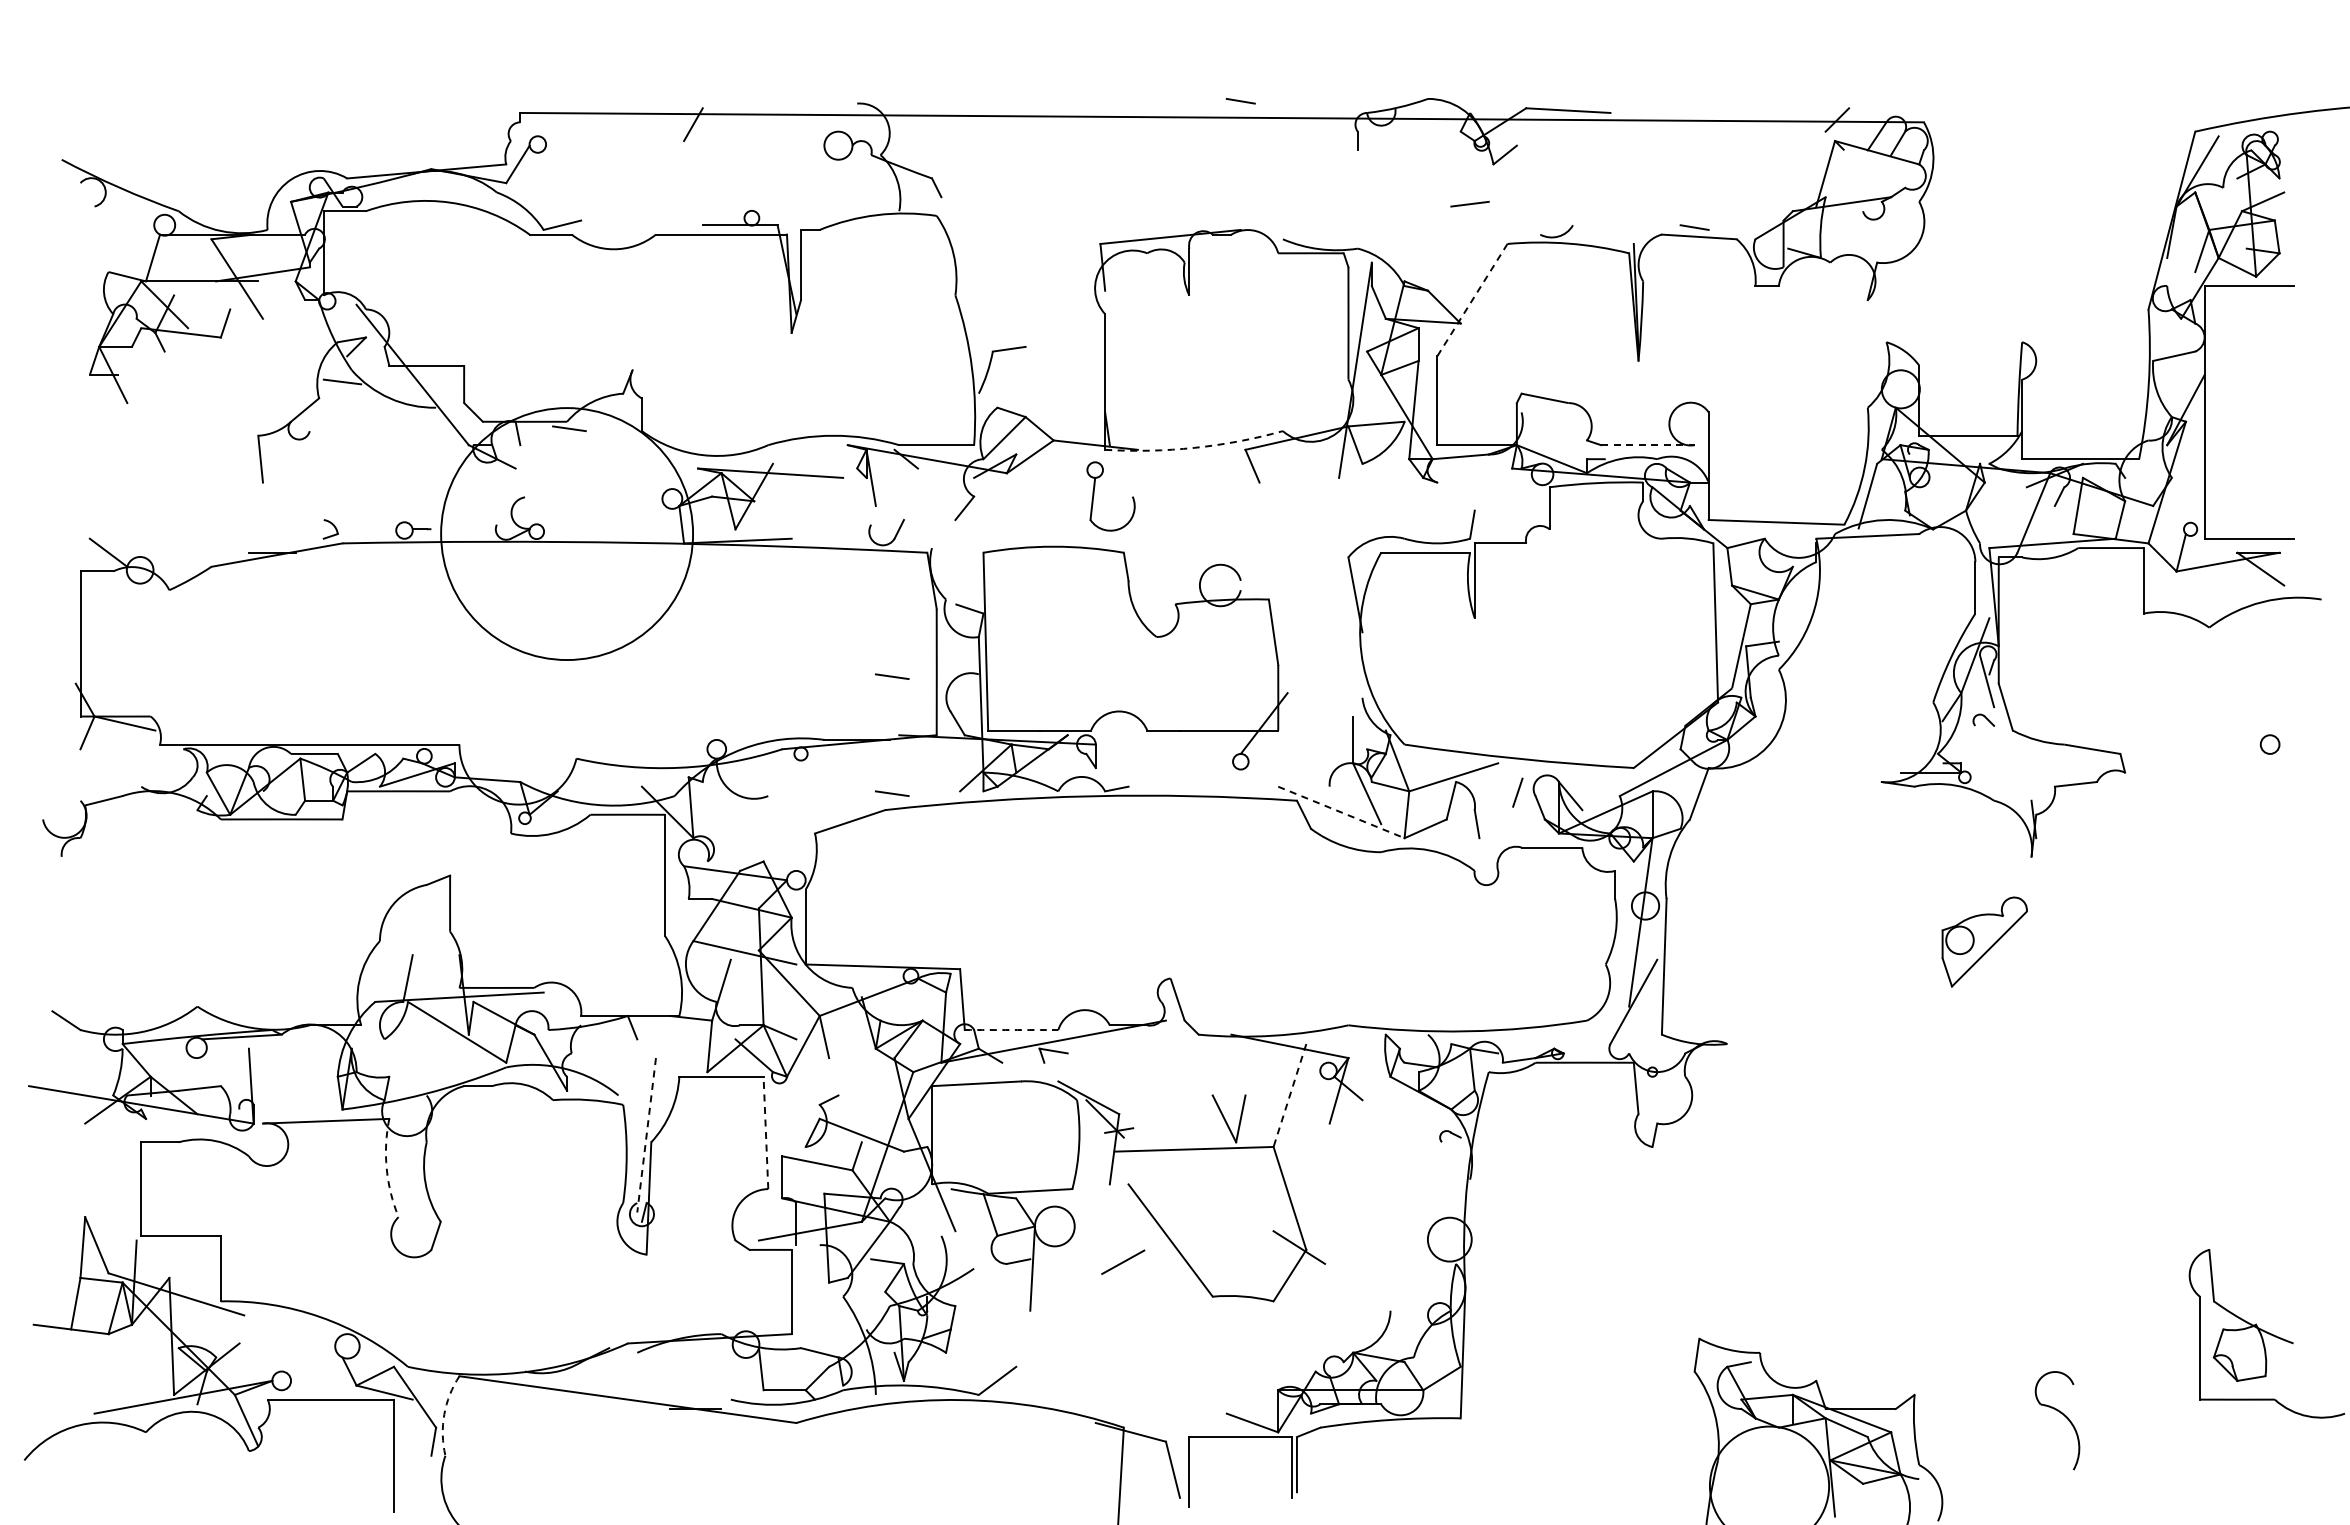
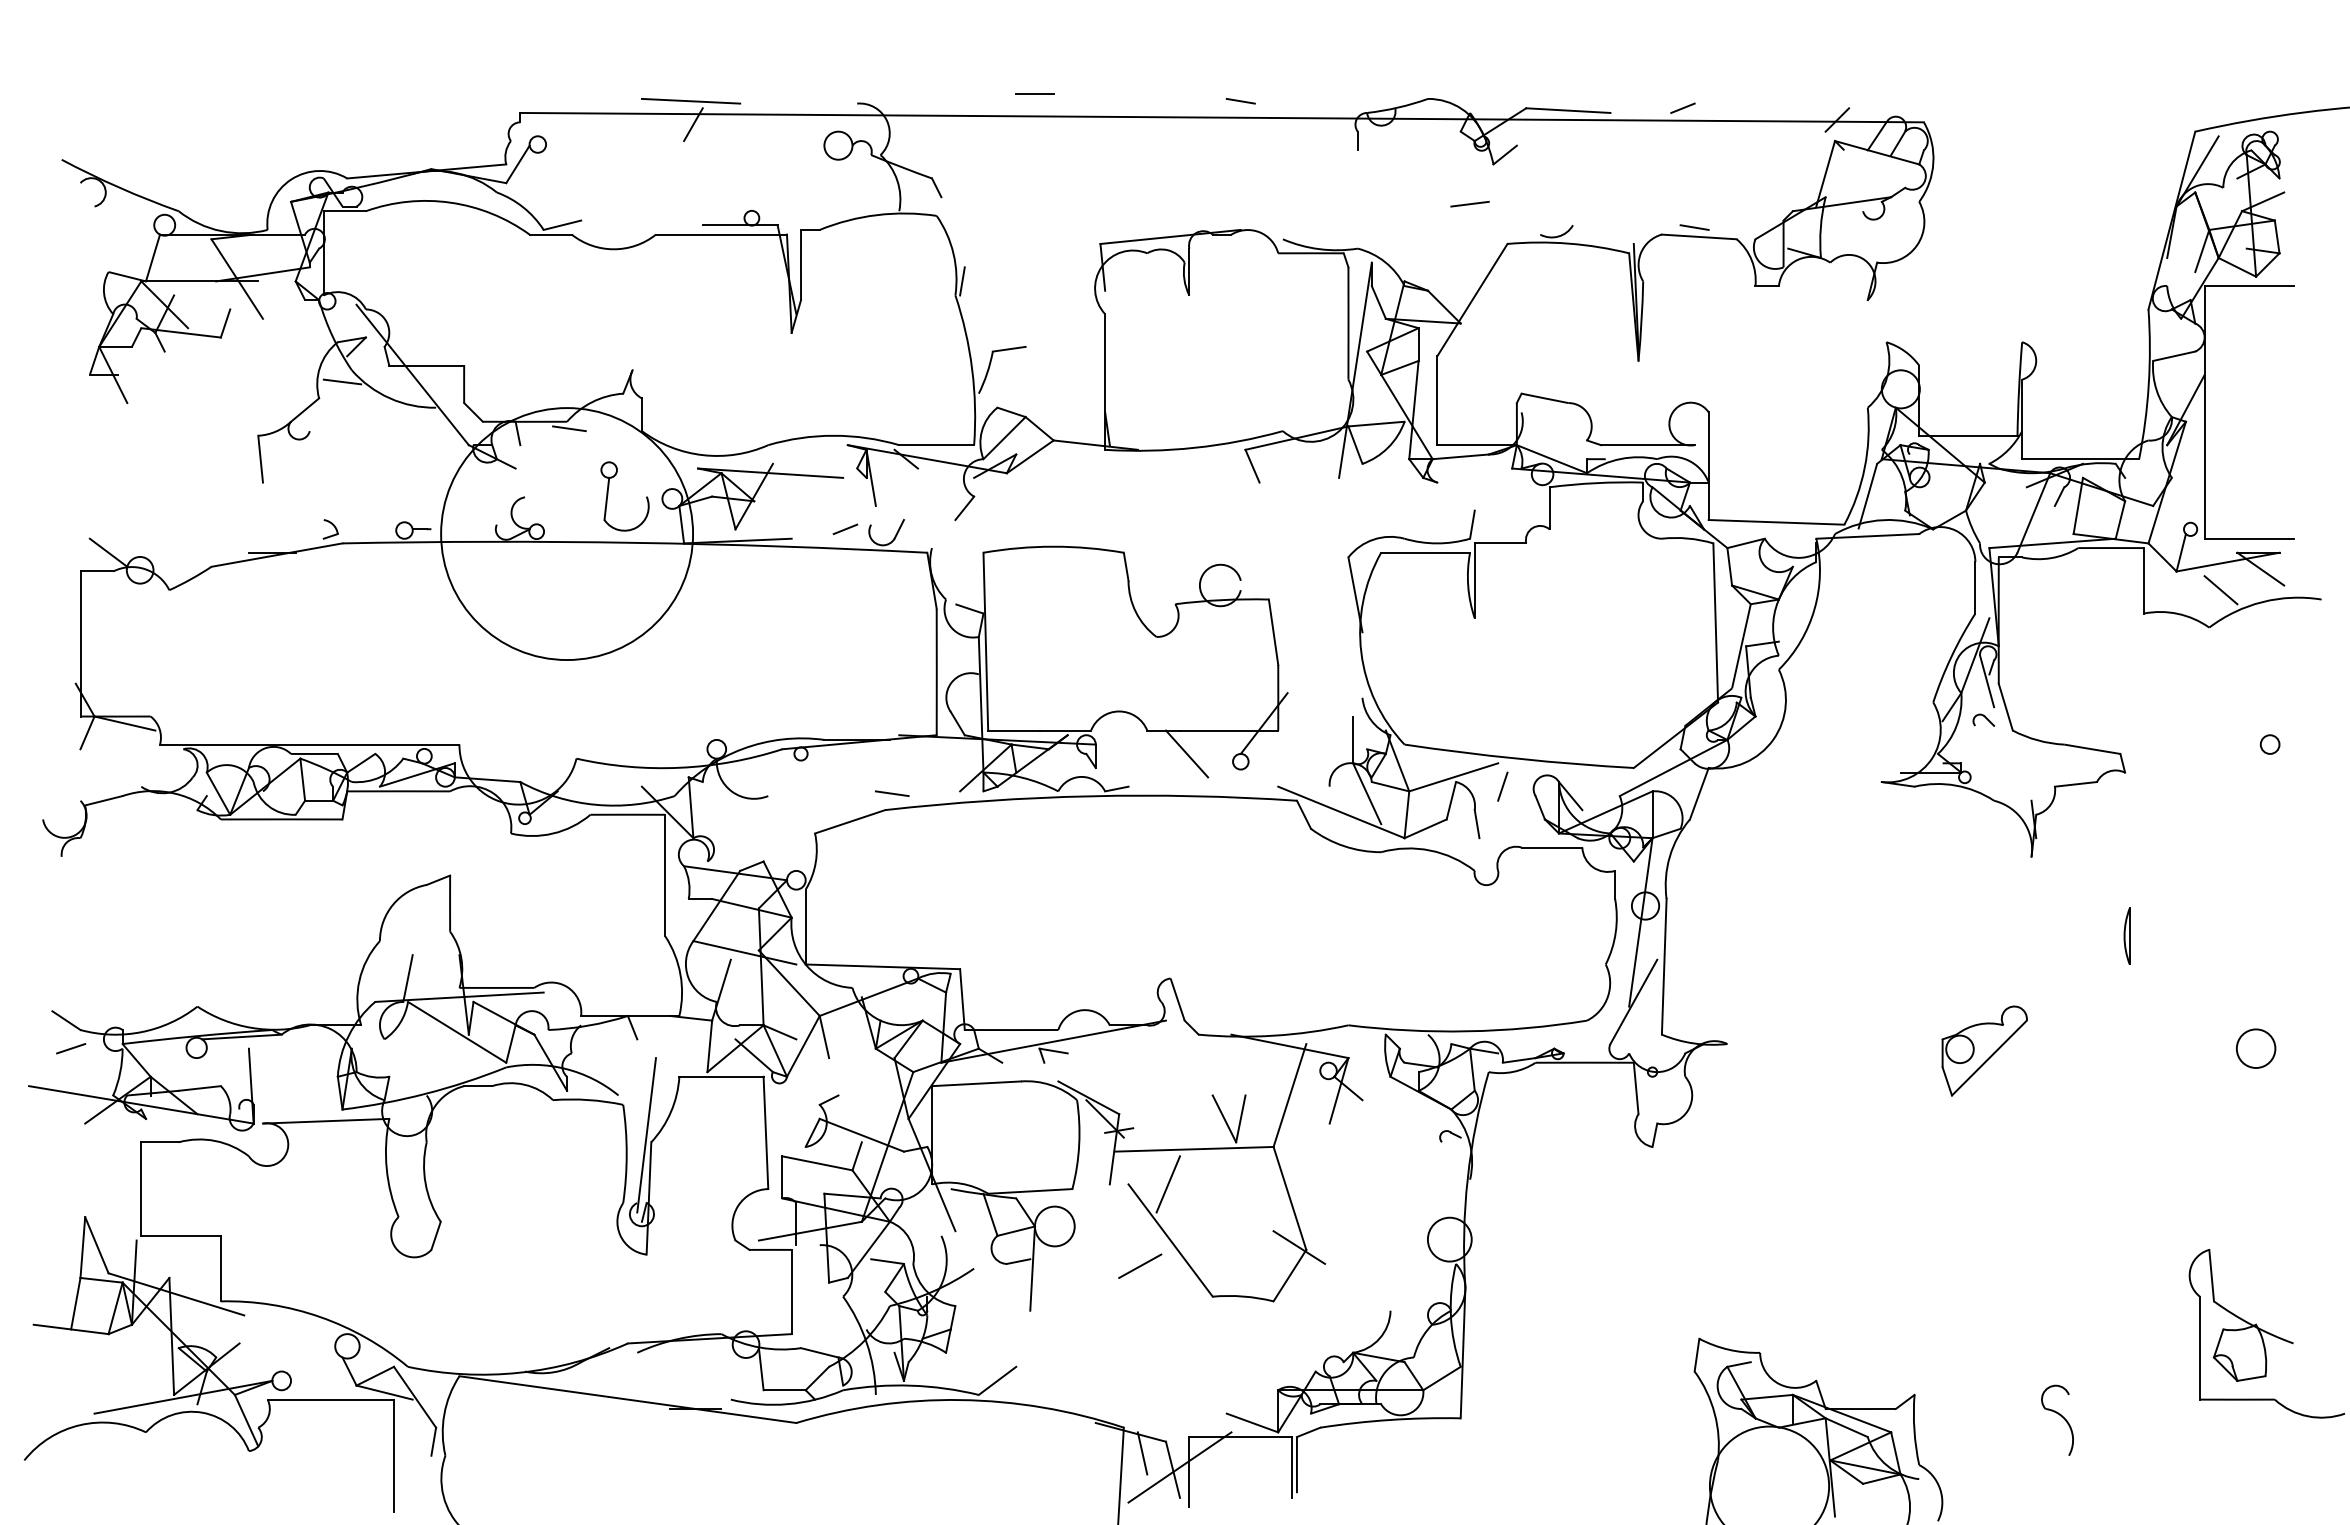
line: none -> present (1034, 93)
line: none -> present (690, 100)
line: none -> present (1682, 107)
line: none -> present (962, 281)
line: dashed -> solid (1472, 300)
line: dashed -> solid (1647, 445)
arc: dashed -> solid (1194, 447)
part position: (1094, 495) -> (608, 495) (608, 495)
line: none -> present (845, 529)
line: none -> present (2220, 590)
line: present -> none (892, 676)
line: none -> present (1186, 753)
line position: (1517, 792) -> (1502, 786) (1502, 786)
line: dashed -> solid (1341, 812)
part: none -> present (2126, 935)
part position: (1984, 941) -> (1984, 1050) (1984, 1050)
arc: dashed -> solid (1011, 1030)
line: none -> present (71, 1048)
circle: none -> present (2256, 1048)
line: dashed -> solid (1289, 1095)
line: dashed -> solid (765, 1132)
line: dashed -> solid (646, 1135)
arc: dashed -> solid (386, 1168)
line: none -> present (1168, 1184)
line position: (1123, 1261) -> (1140, 1265) (1140, 1265)
arc: dashed -> solid (444, 1414)
part size: 47x100 px -> 33x72 px (2057, 1419)
line: none -> present (1142, 1453)
line: none -> present (1179, 1467)
